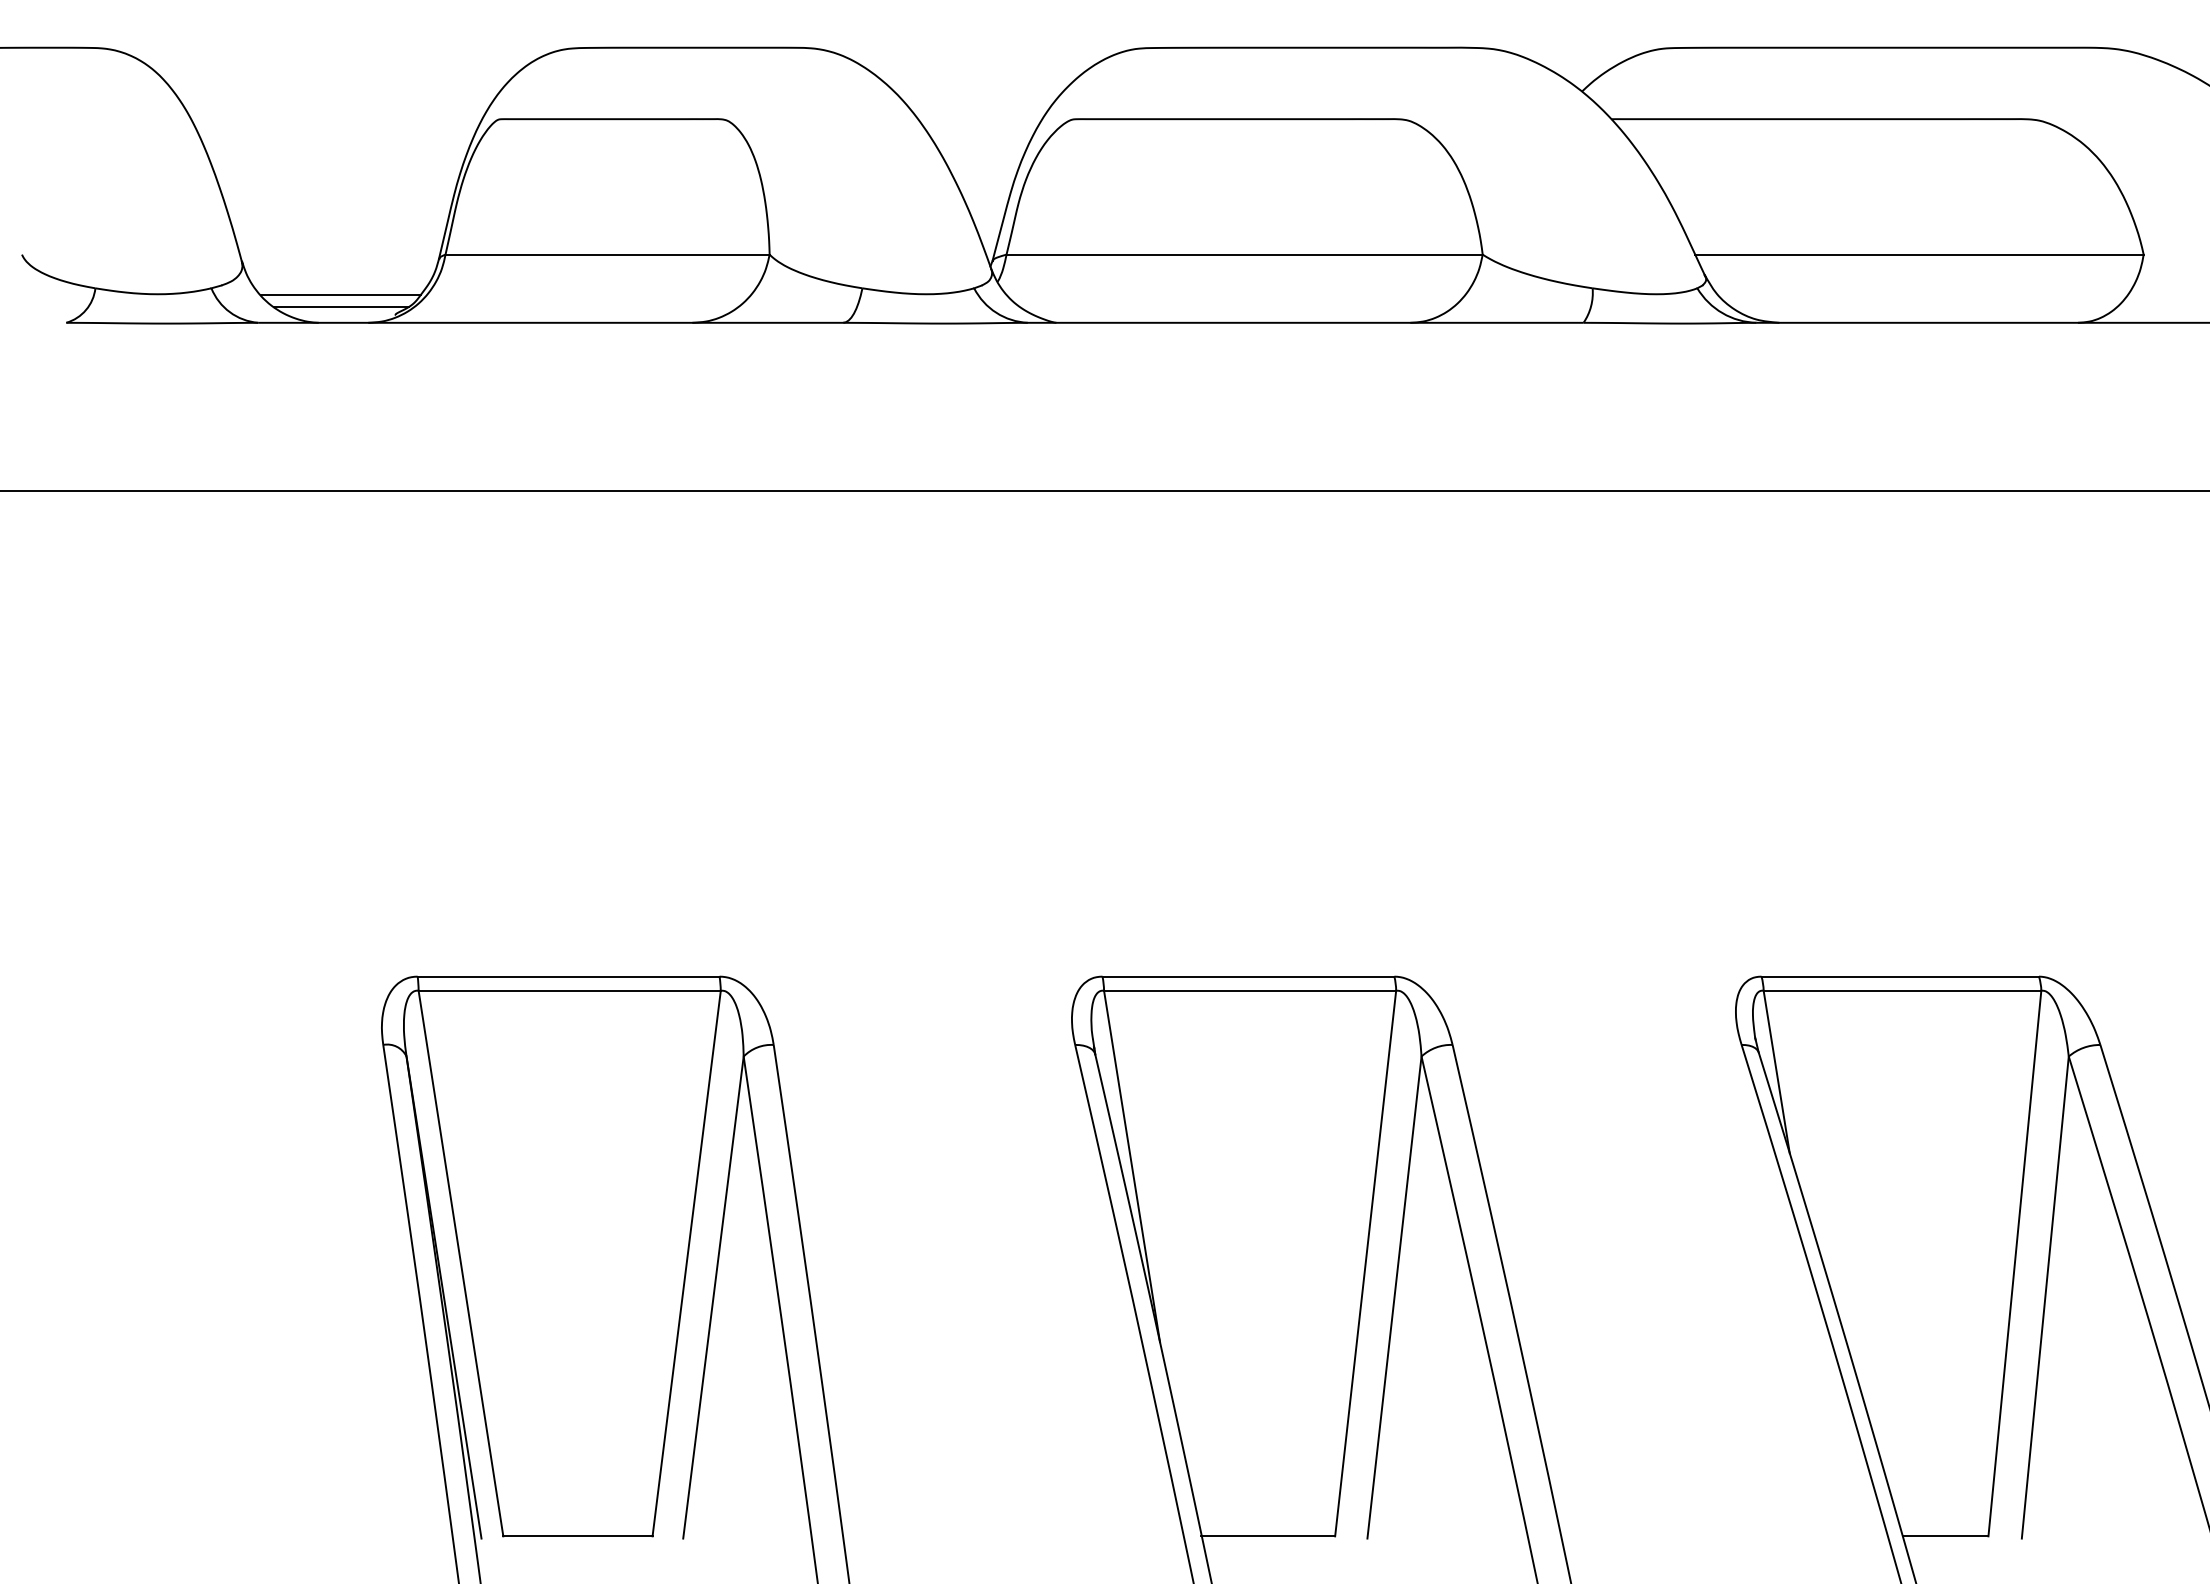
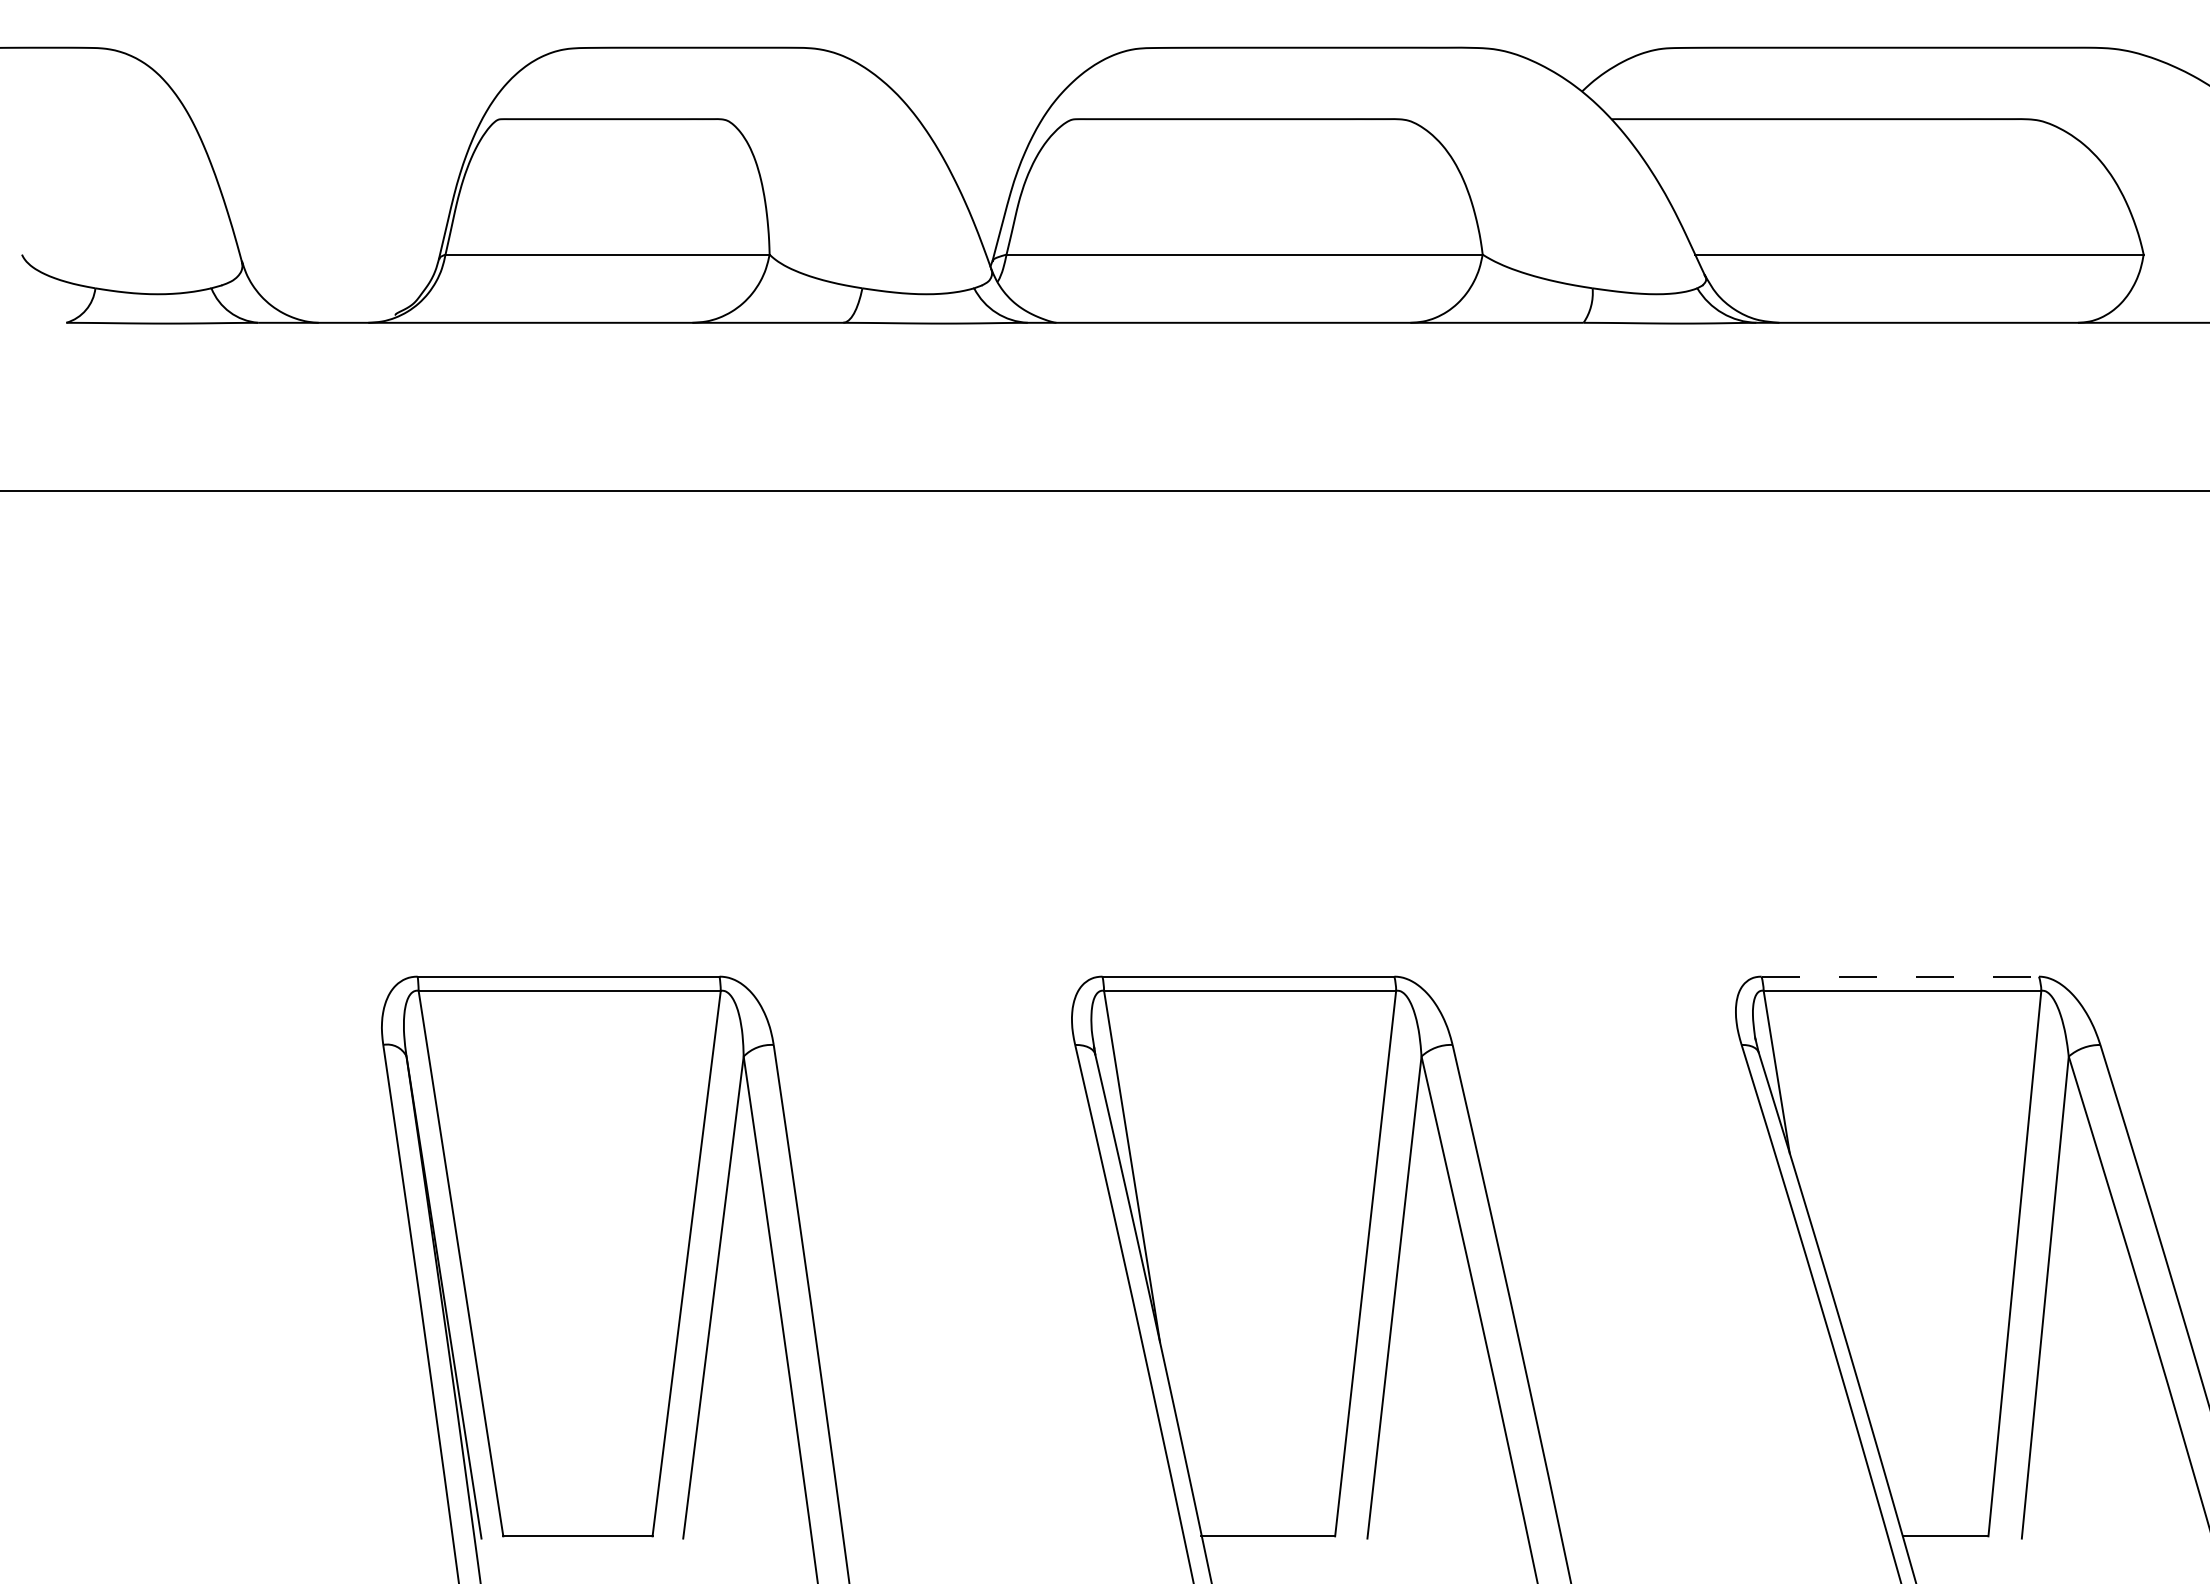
line: present -> none (340, 295)
line: present -> none (341, 306)
line: solid -> dashed (1900, 976)
